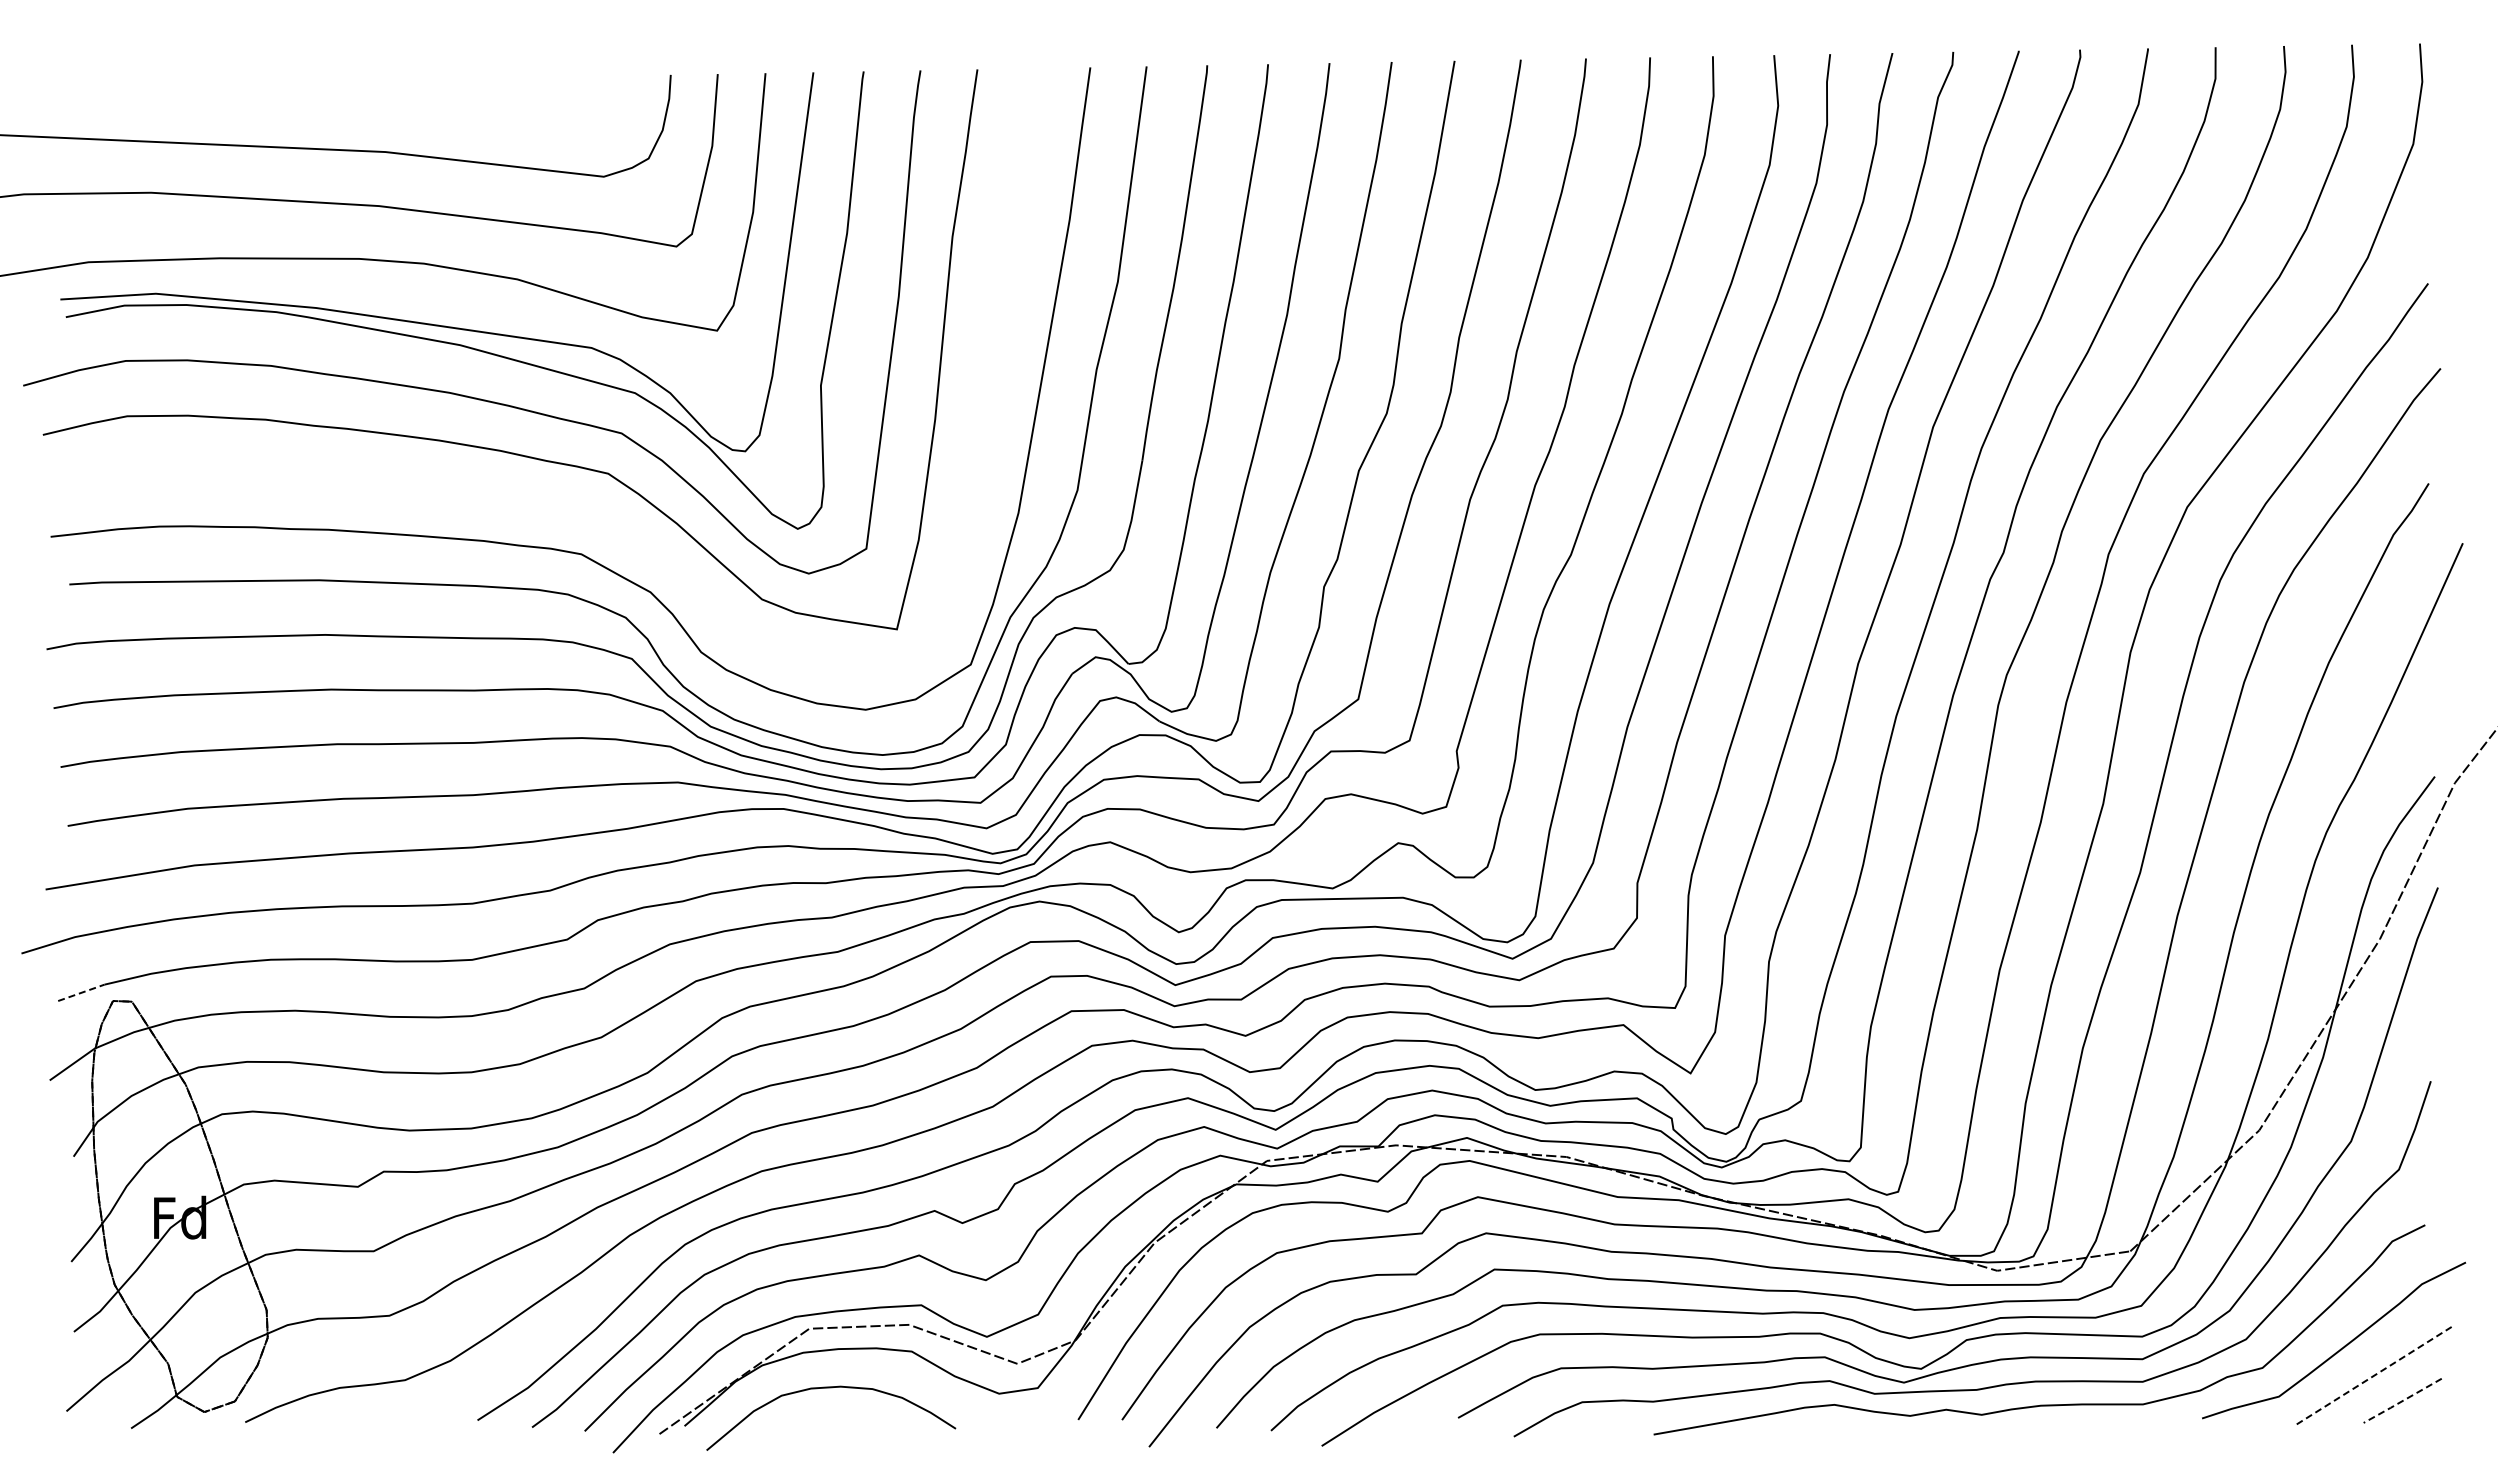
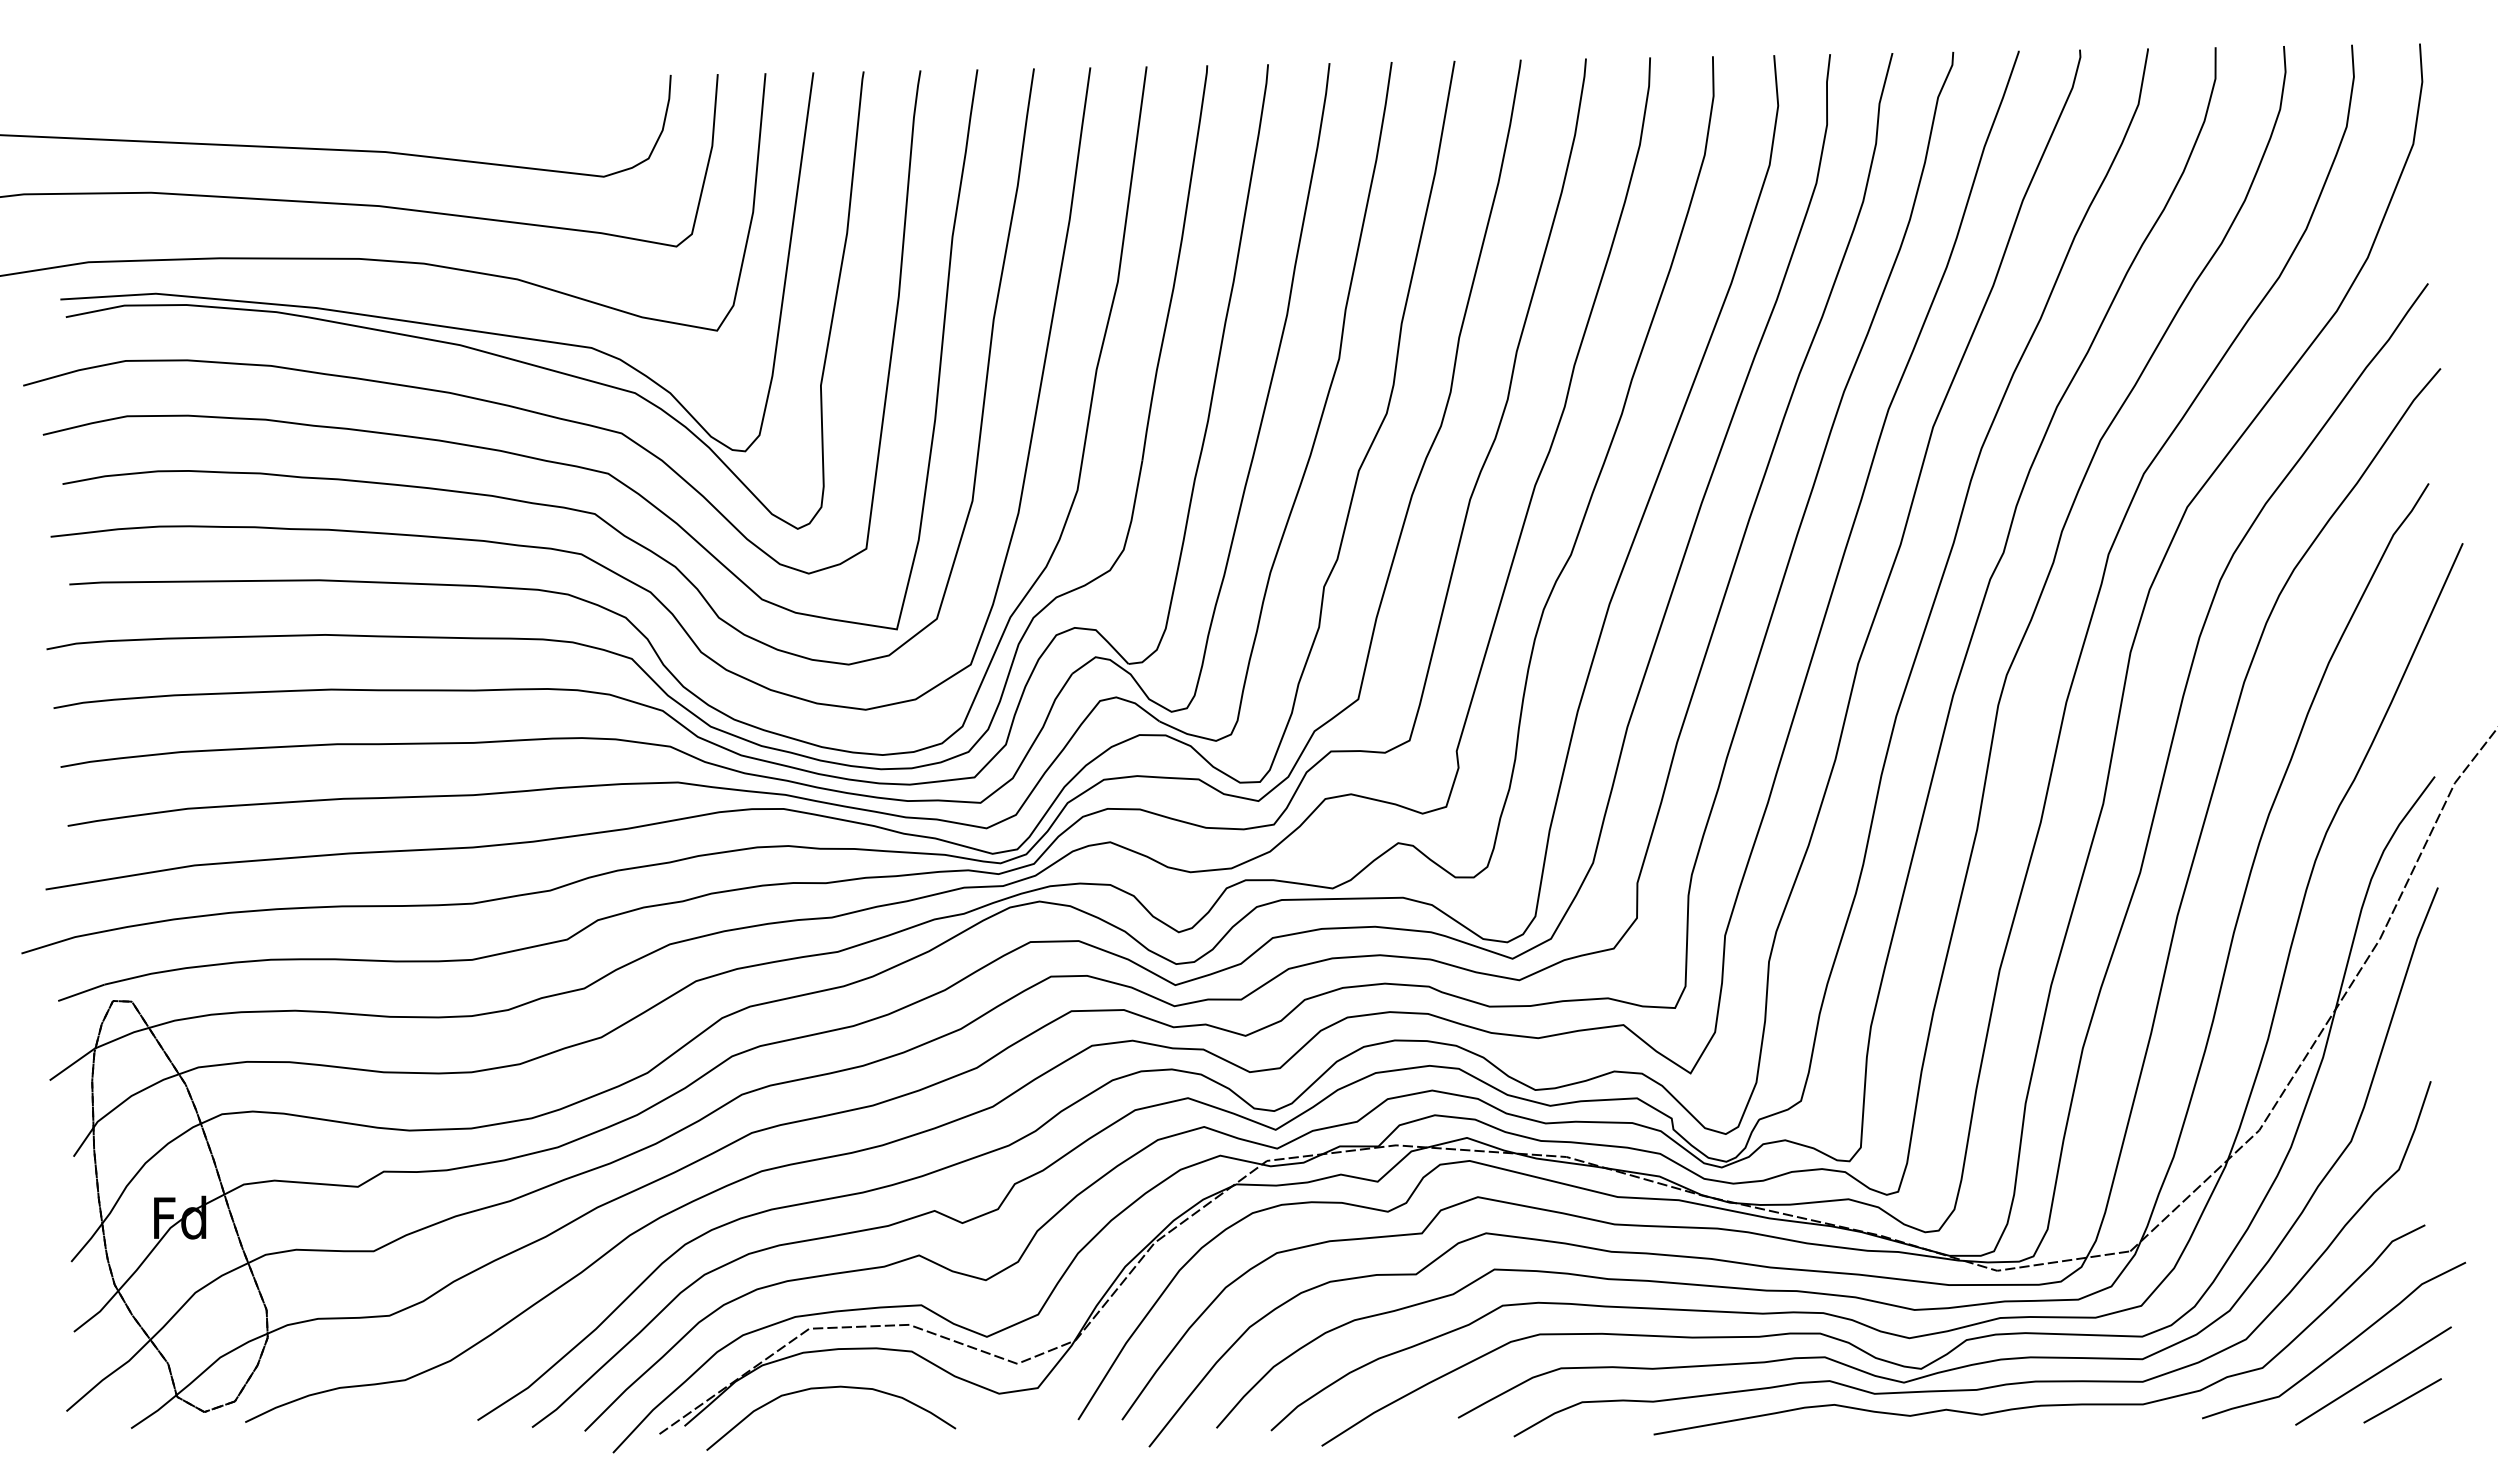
curve: none -> present (524, 500)
line: dashed -> solid (81, 992)
line: dashed -> solid (2373, 1376)
line: dashed -> solid (2401, 1401)
